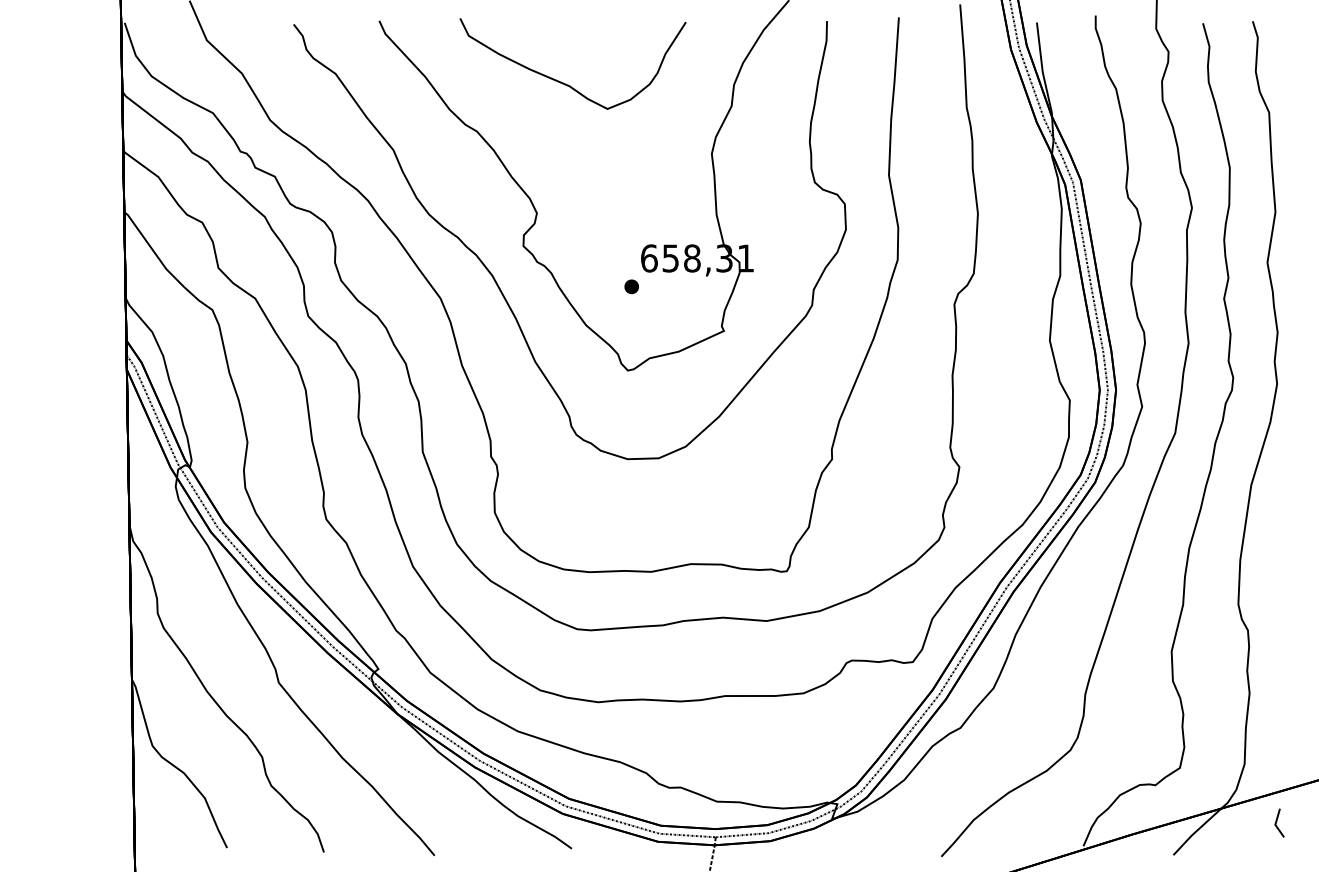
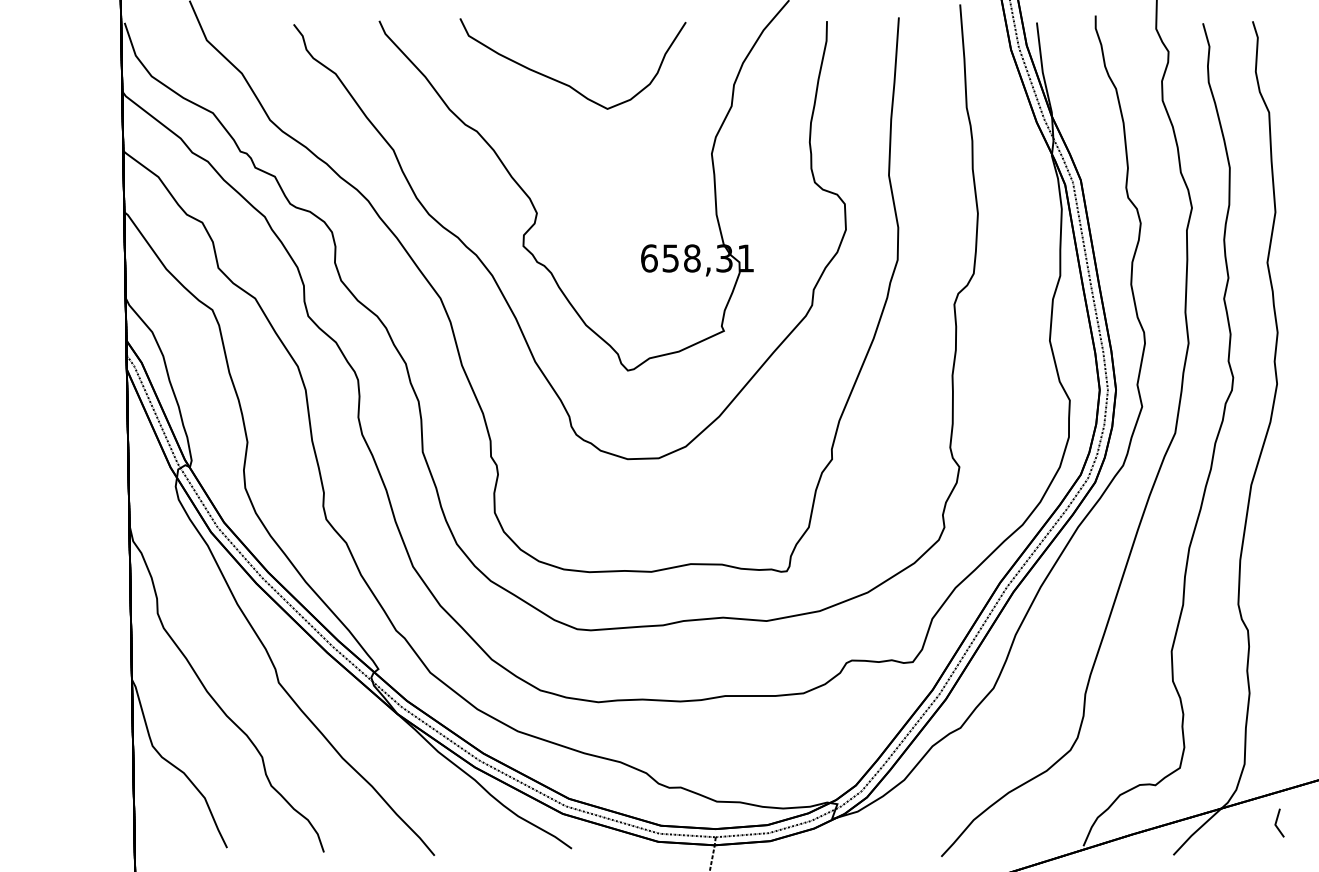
part: present -> none (631, 286)
